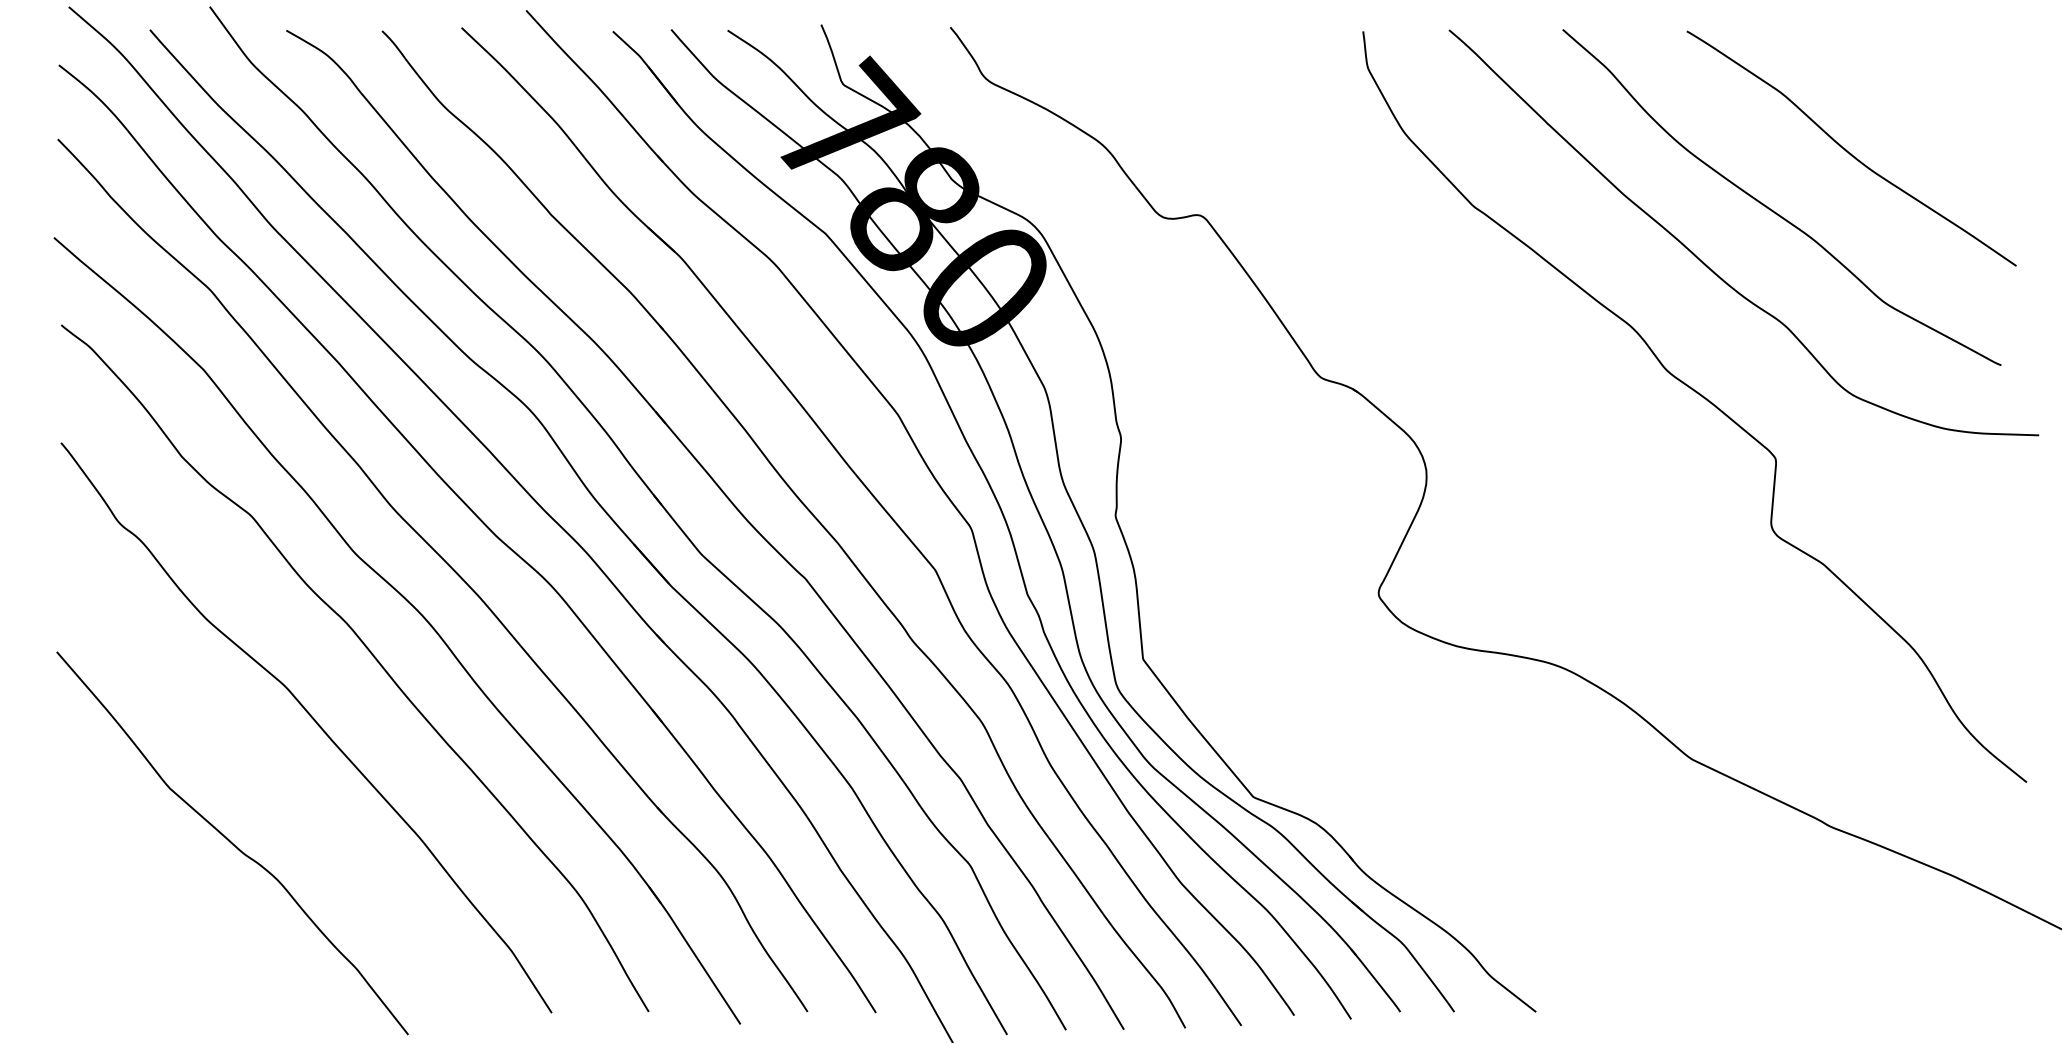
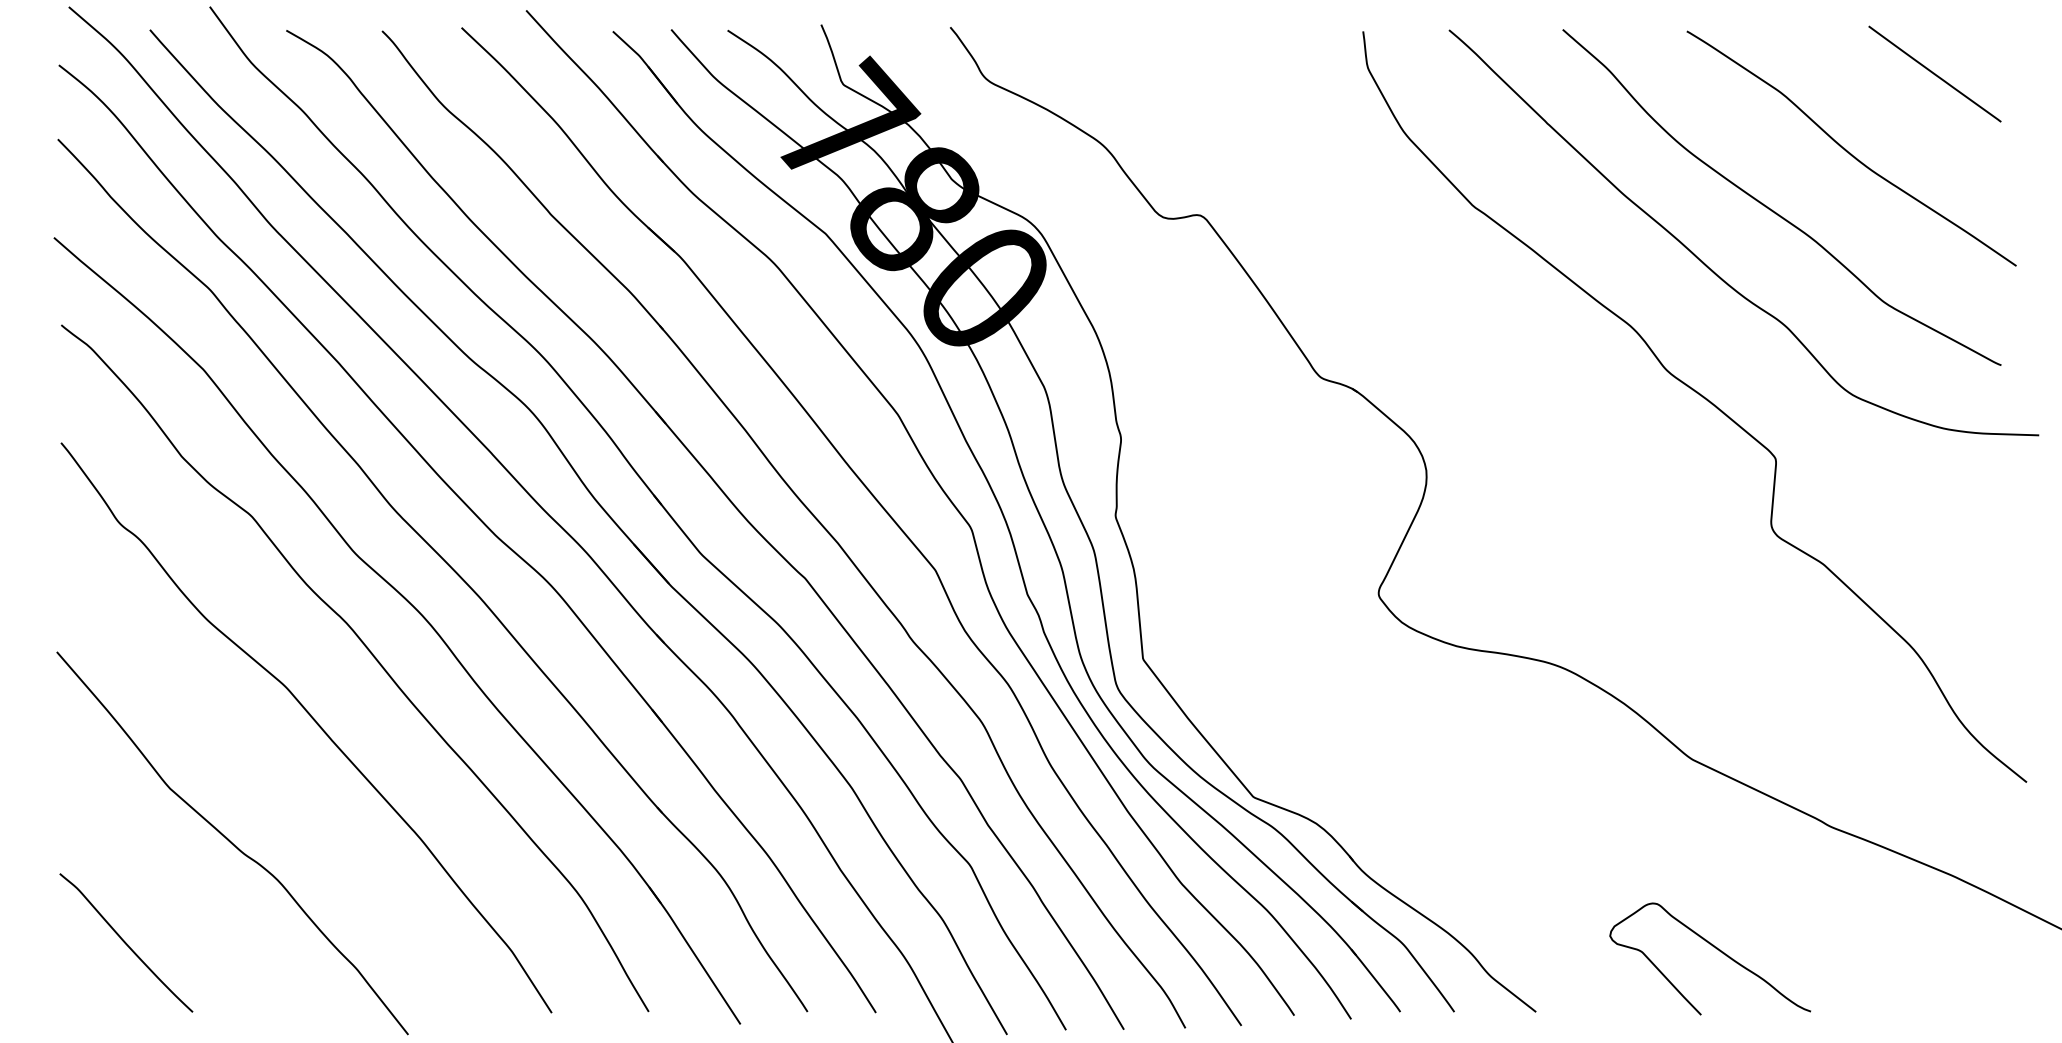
line: none -> present (1934, 73)
curve: none -> present (126, 942)
curve: none -> present (1716, 949)
